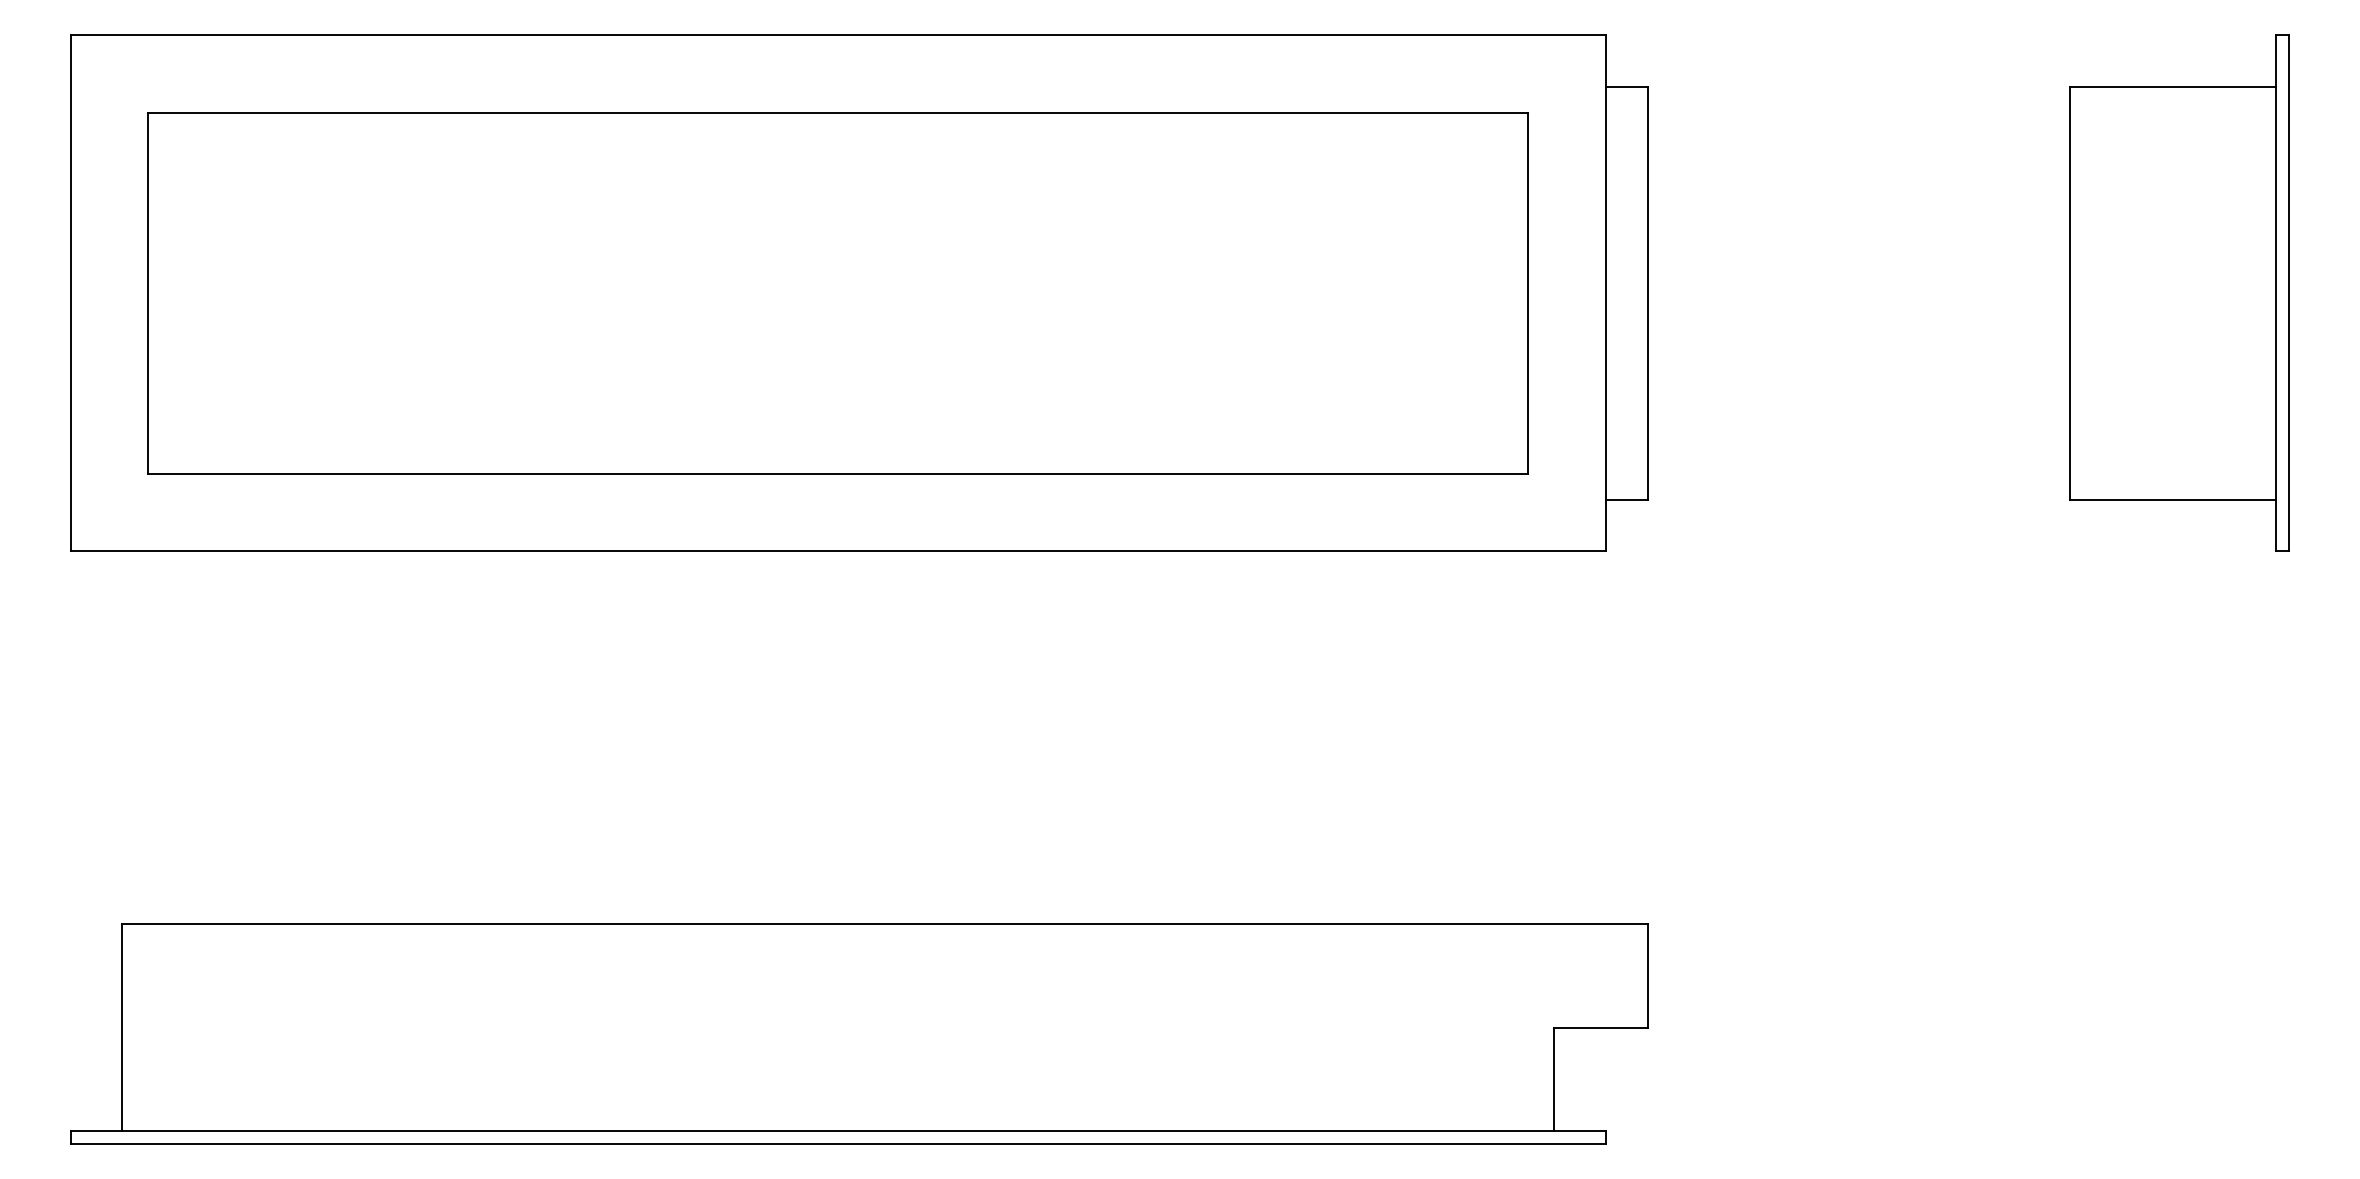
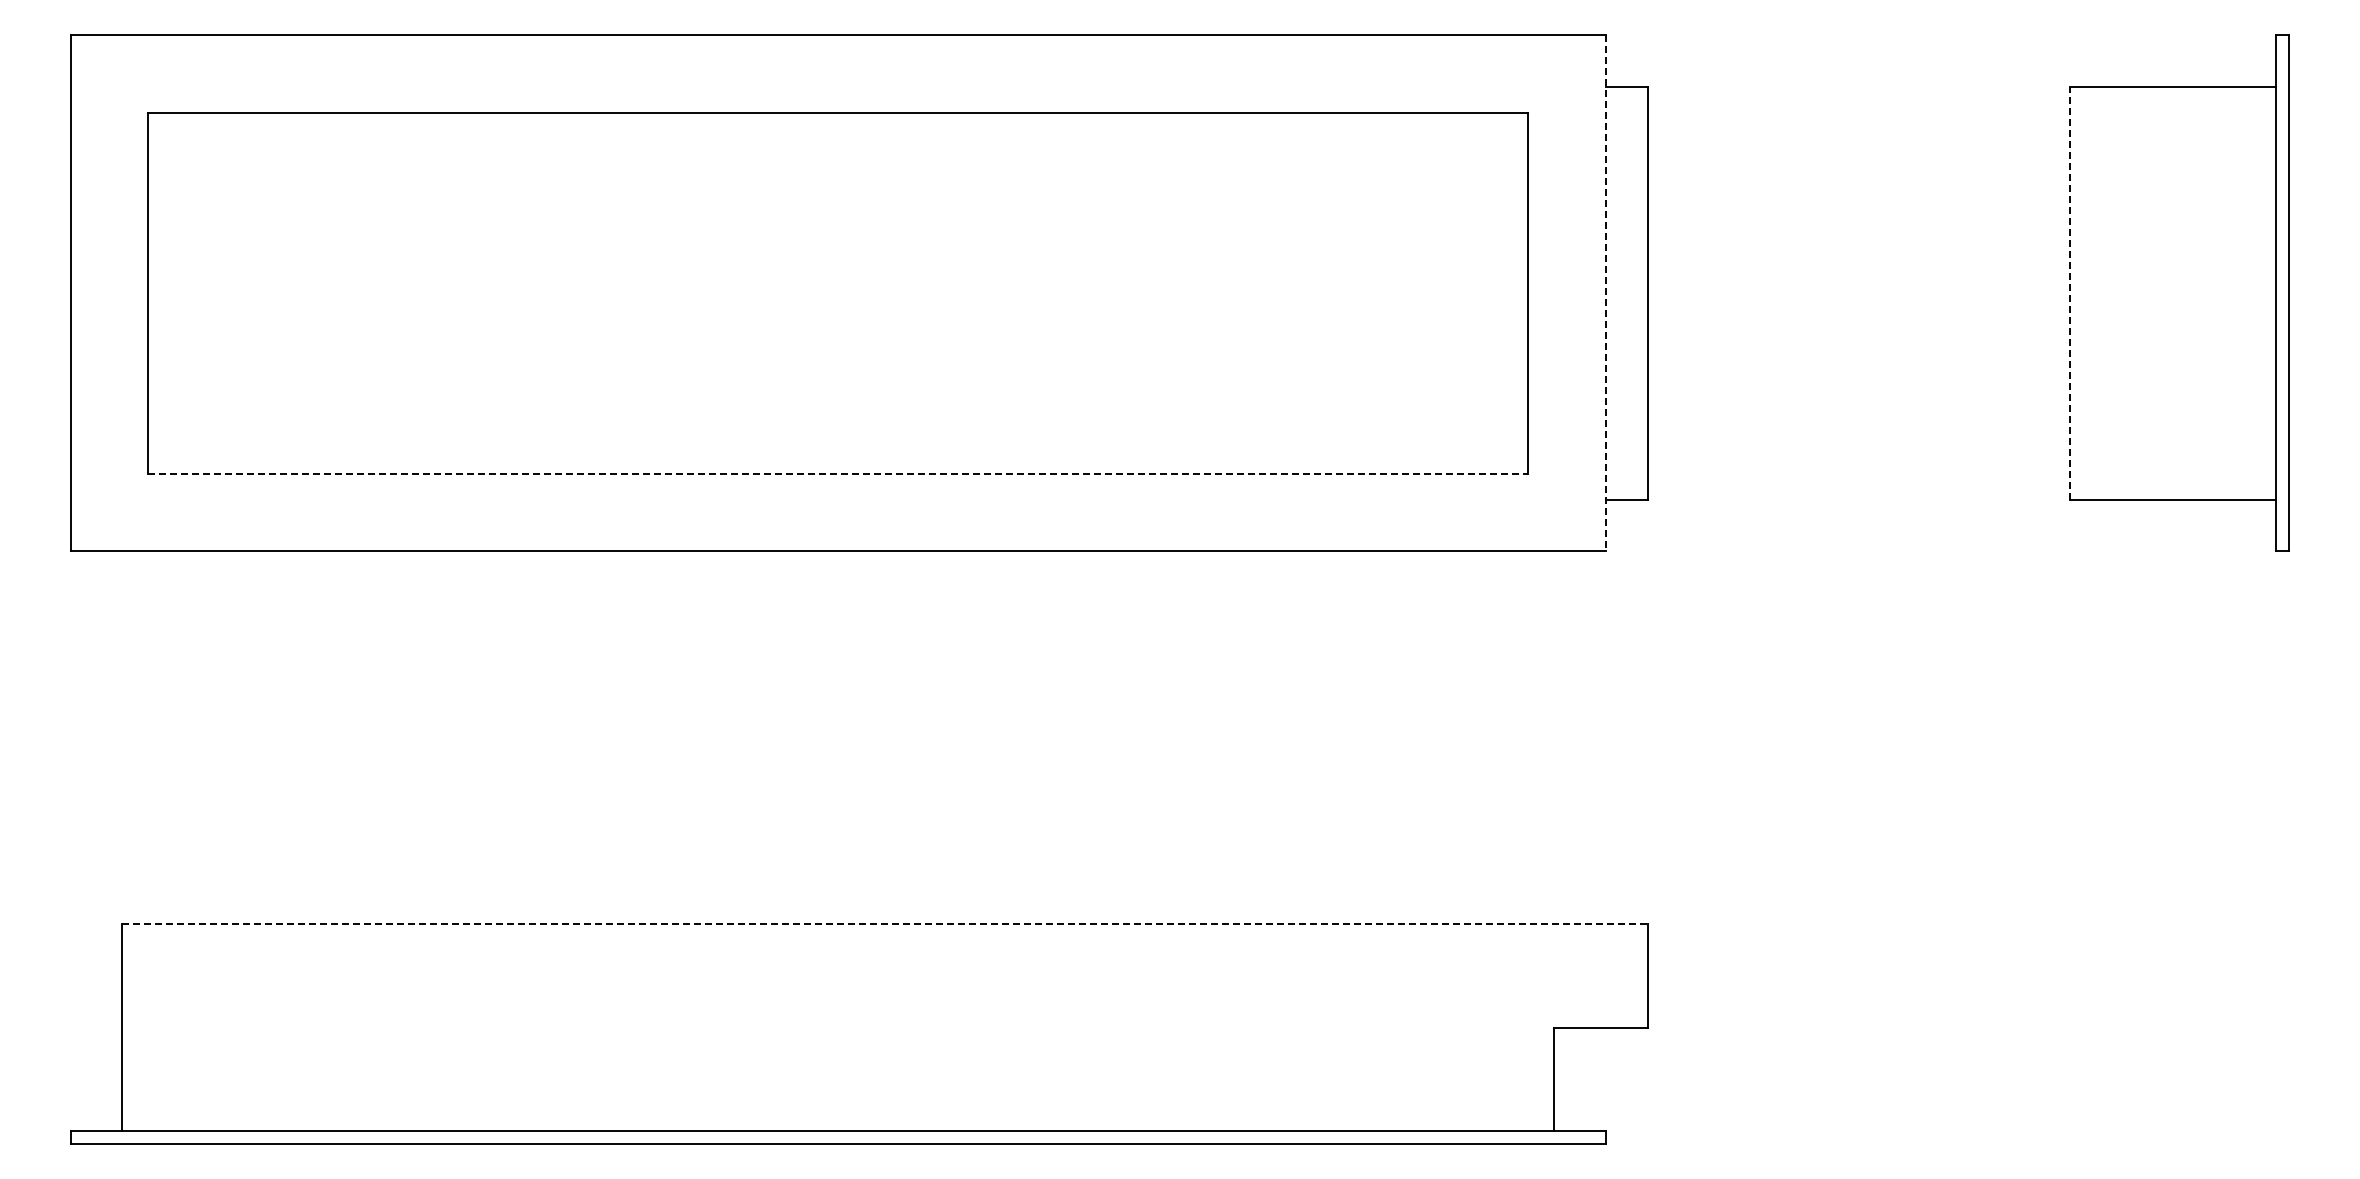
line: solid -> dashed (2069, 292)
line: solid -> dashed (1605, 293)
line: solid -> dashed (838, 473)
line: solid -> dashed (884, 924)
